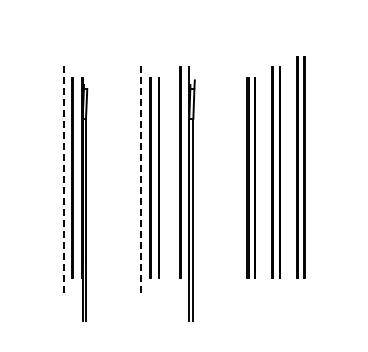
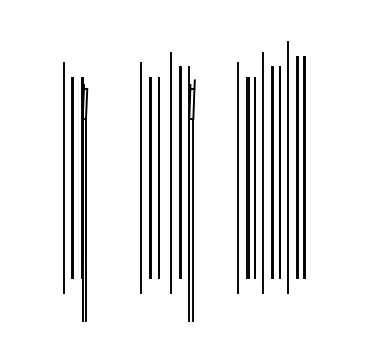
line: none -> present (287, 167)
line: none -> present (170, 172)
line: none -> present (262, 172)
line: dashed -> solid (63, 177)
line: dashed -> solid (140, 177)
line: none -> present (238, 177)
